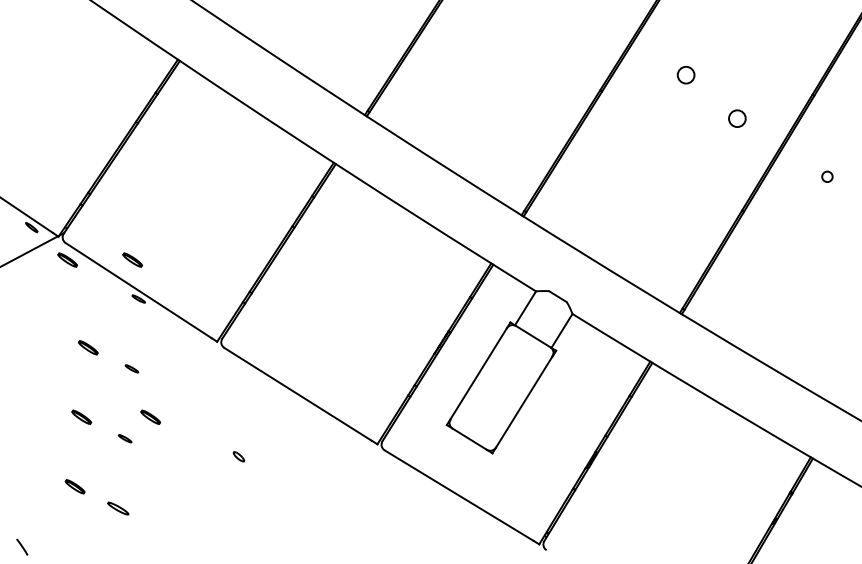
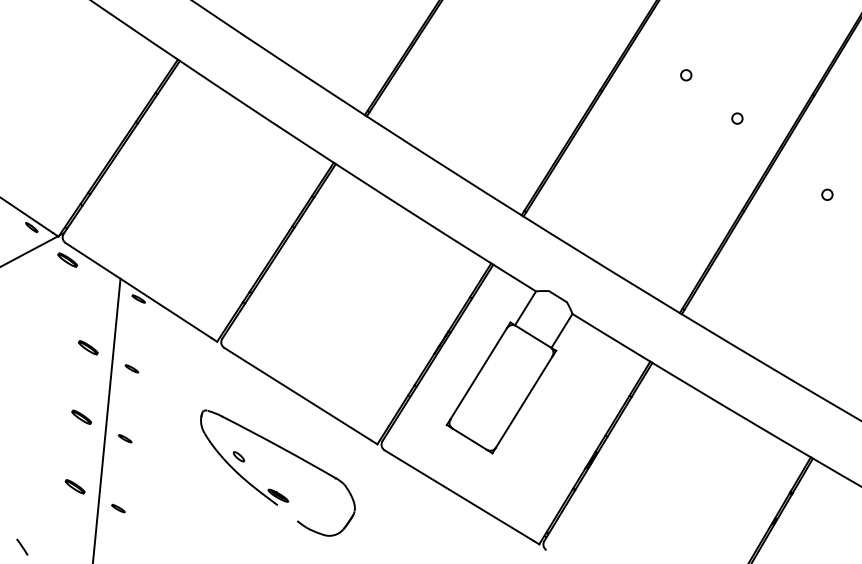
circle size: 20x19 px -> 13x13 px (686, 75)
circle size: 19x19 px -> 13x13 px (737, 118)
circle position: (827, 176) -> (827, 194) (827, 194)
part: present -> none (132, 259)
part: present -> none (150, 416)
line: none -> present (106, 419)
part: none -> present (270, 488)
part size: 23x15 px -> 15x11 px (118, 508)
